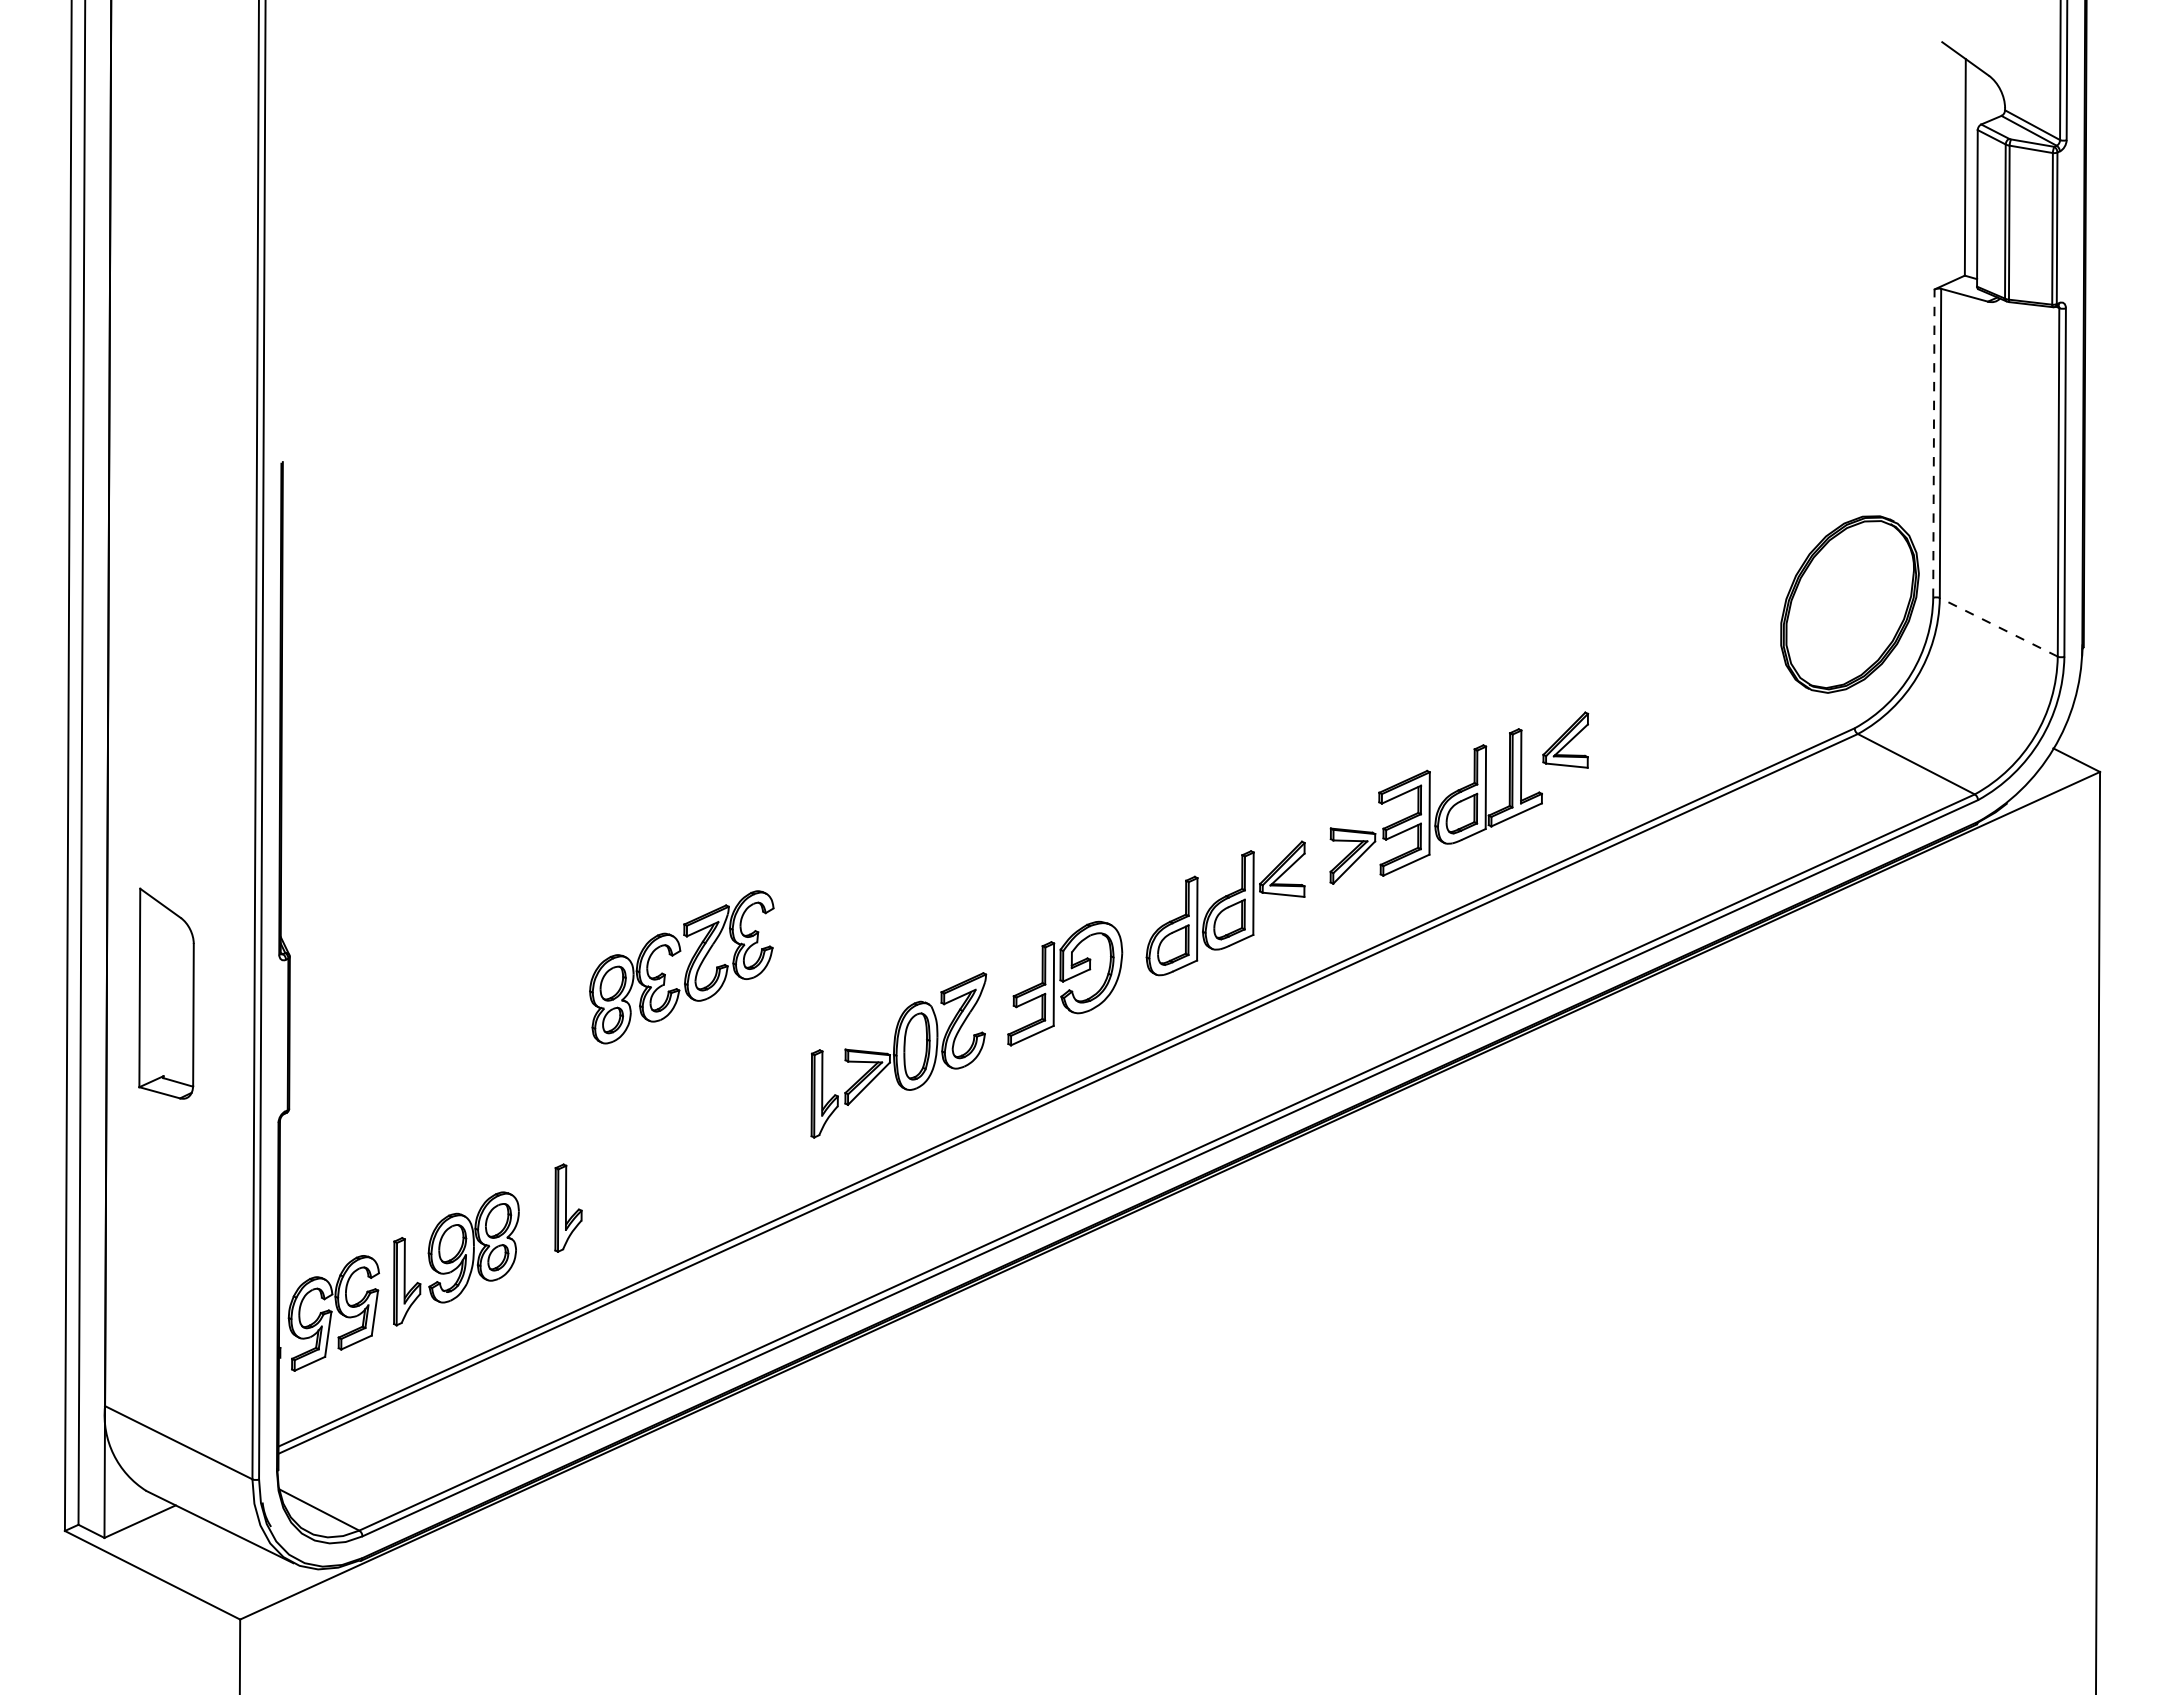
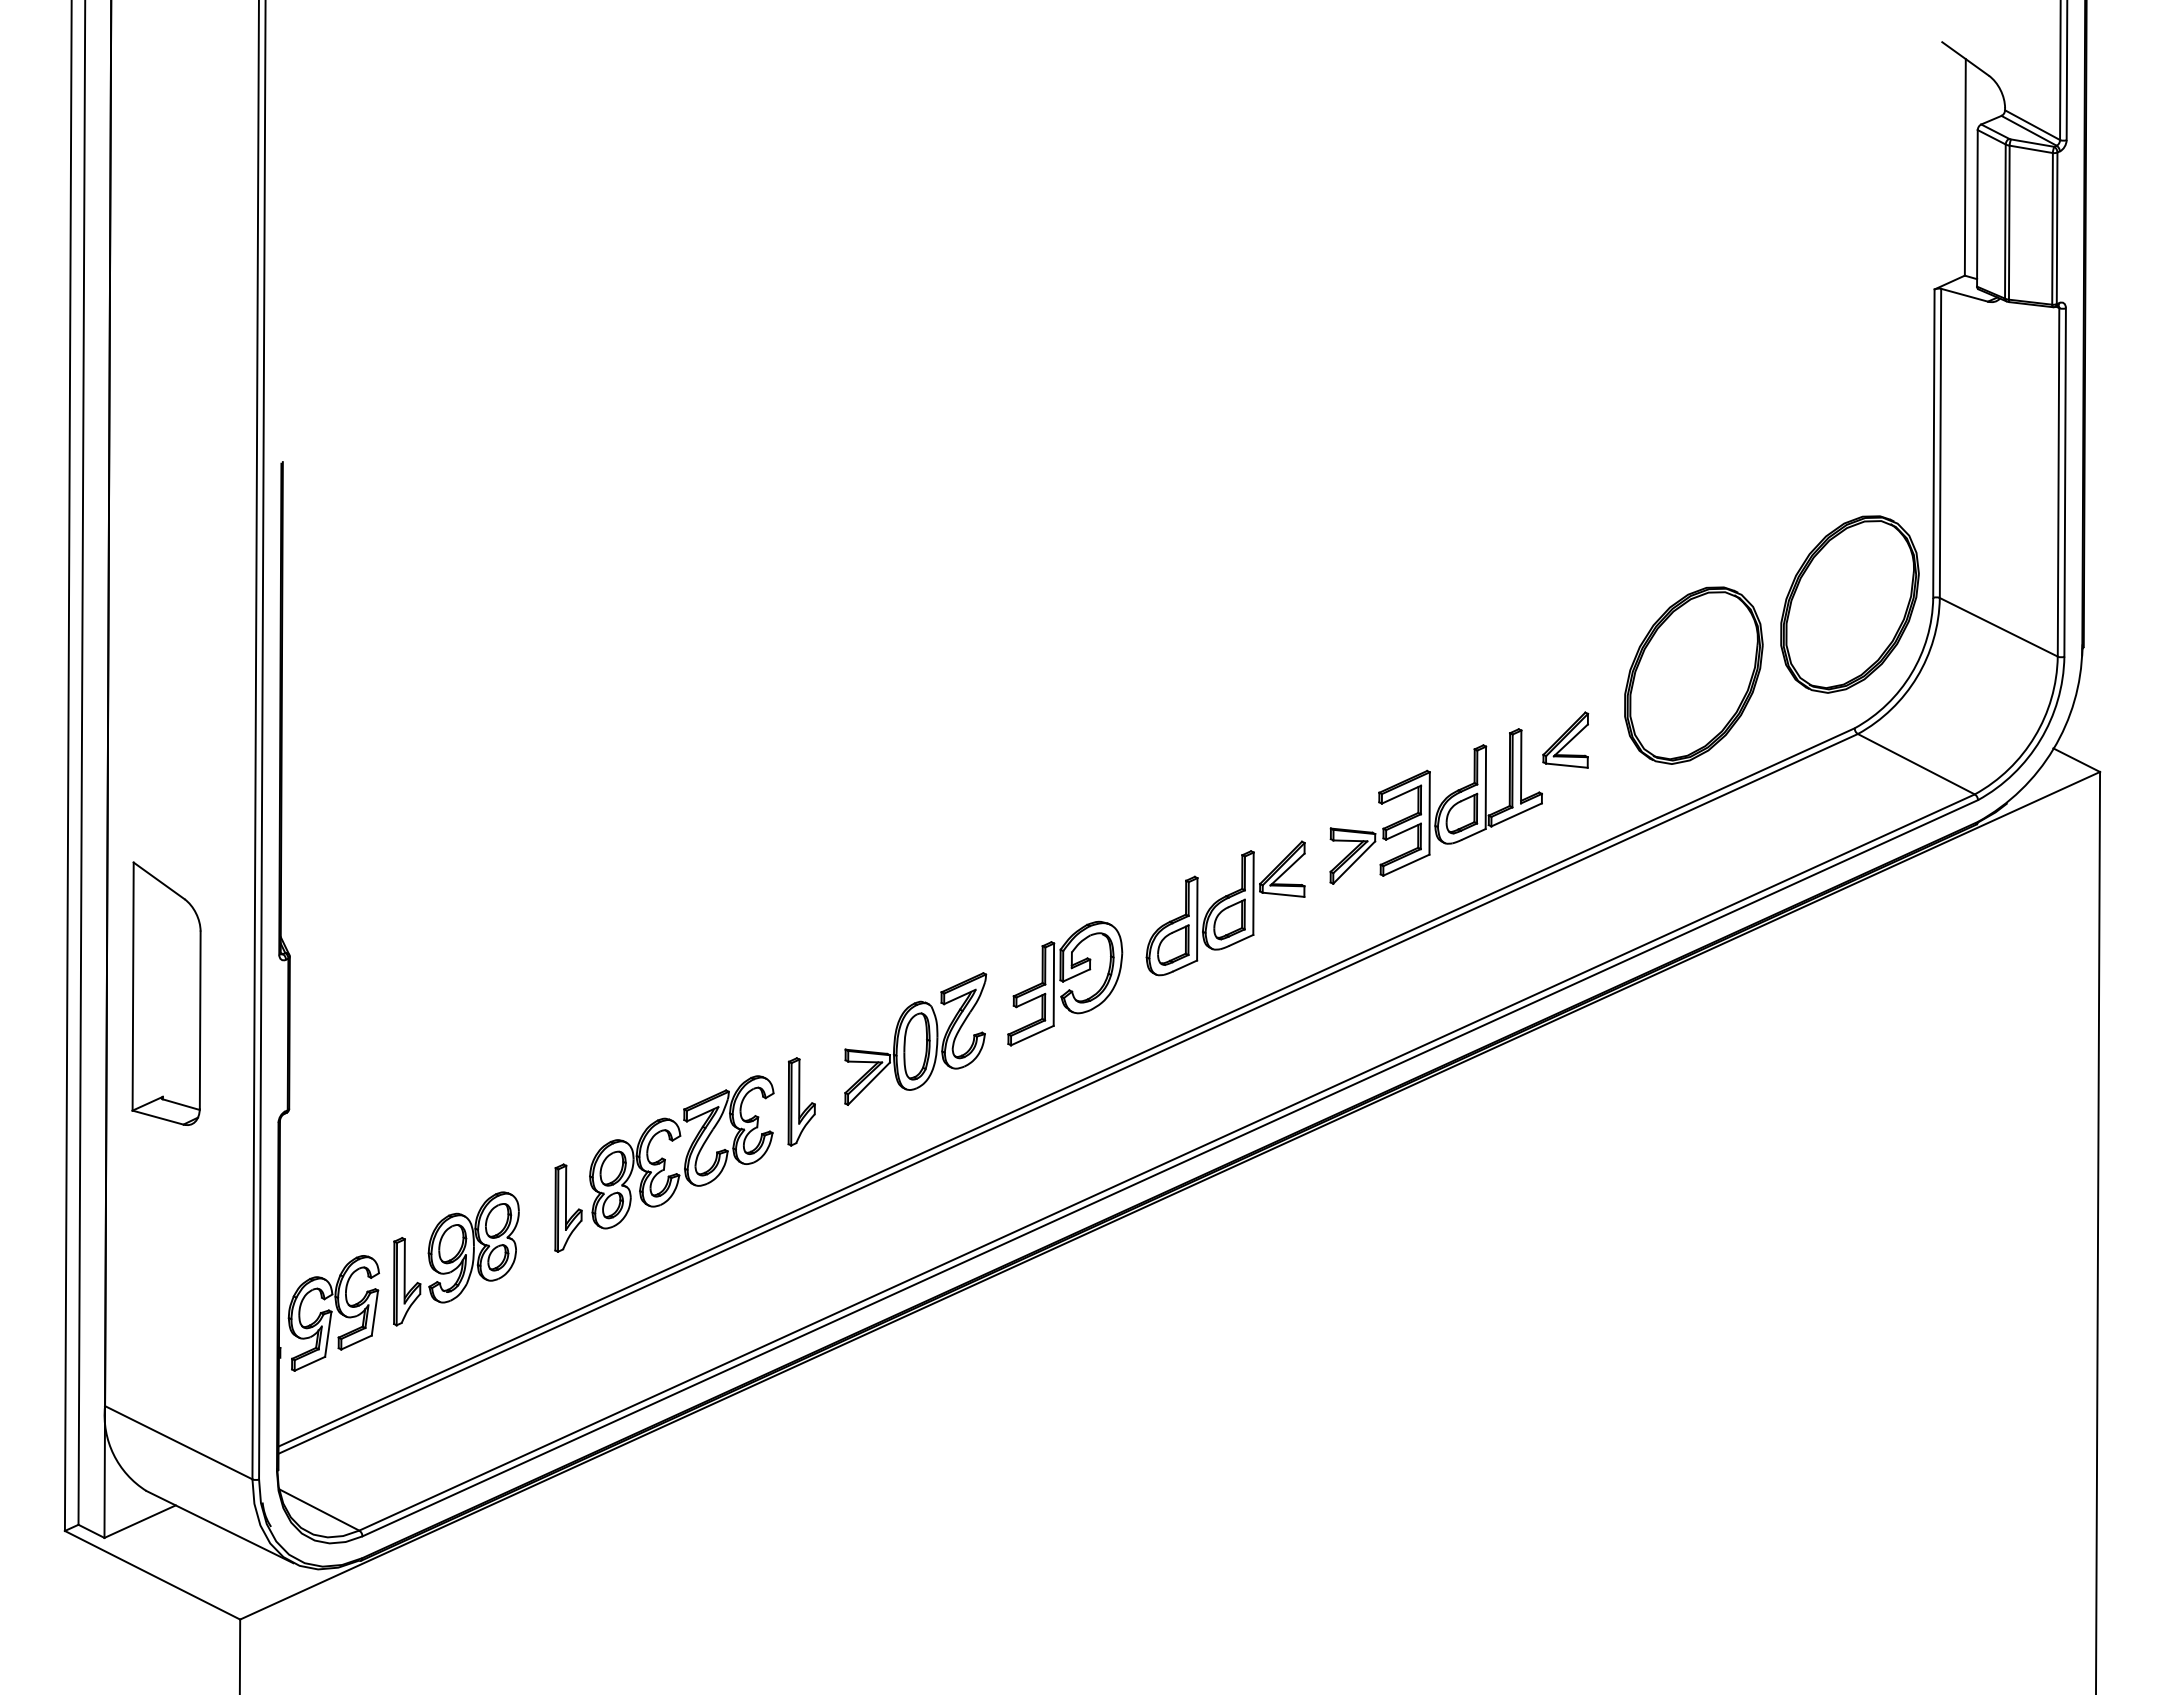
line: dashed -> solid (1933, 443)
line: dashed -> solid (1998, 627)
part: none -> present (1693, 675)
part position: (681, 967) -> (681, 1152) (681, 1152)
part size: 57x213 px -> 71x265 px (166, 993)
part position: (824, 1093) -> (801, 1101) (801, 1101)
